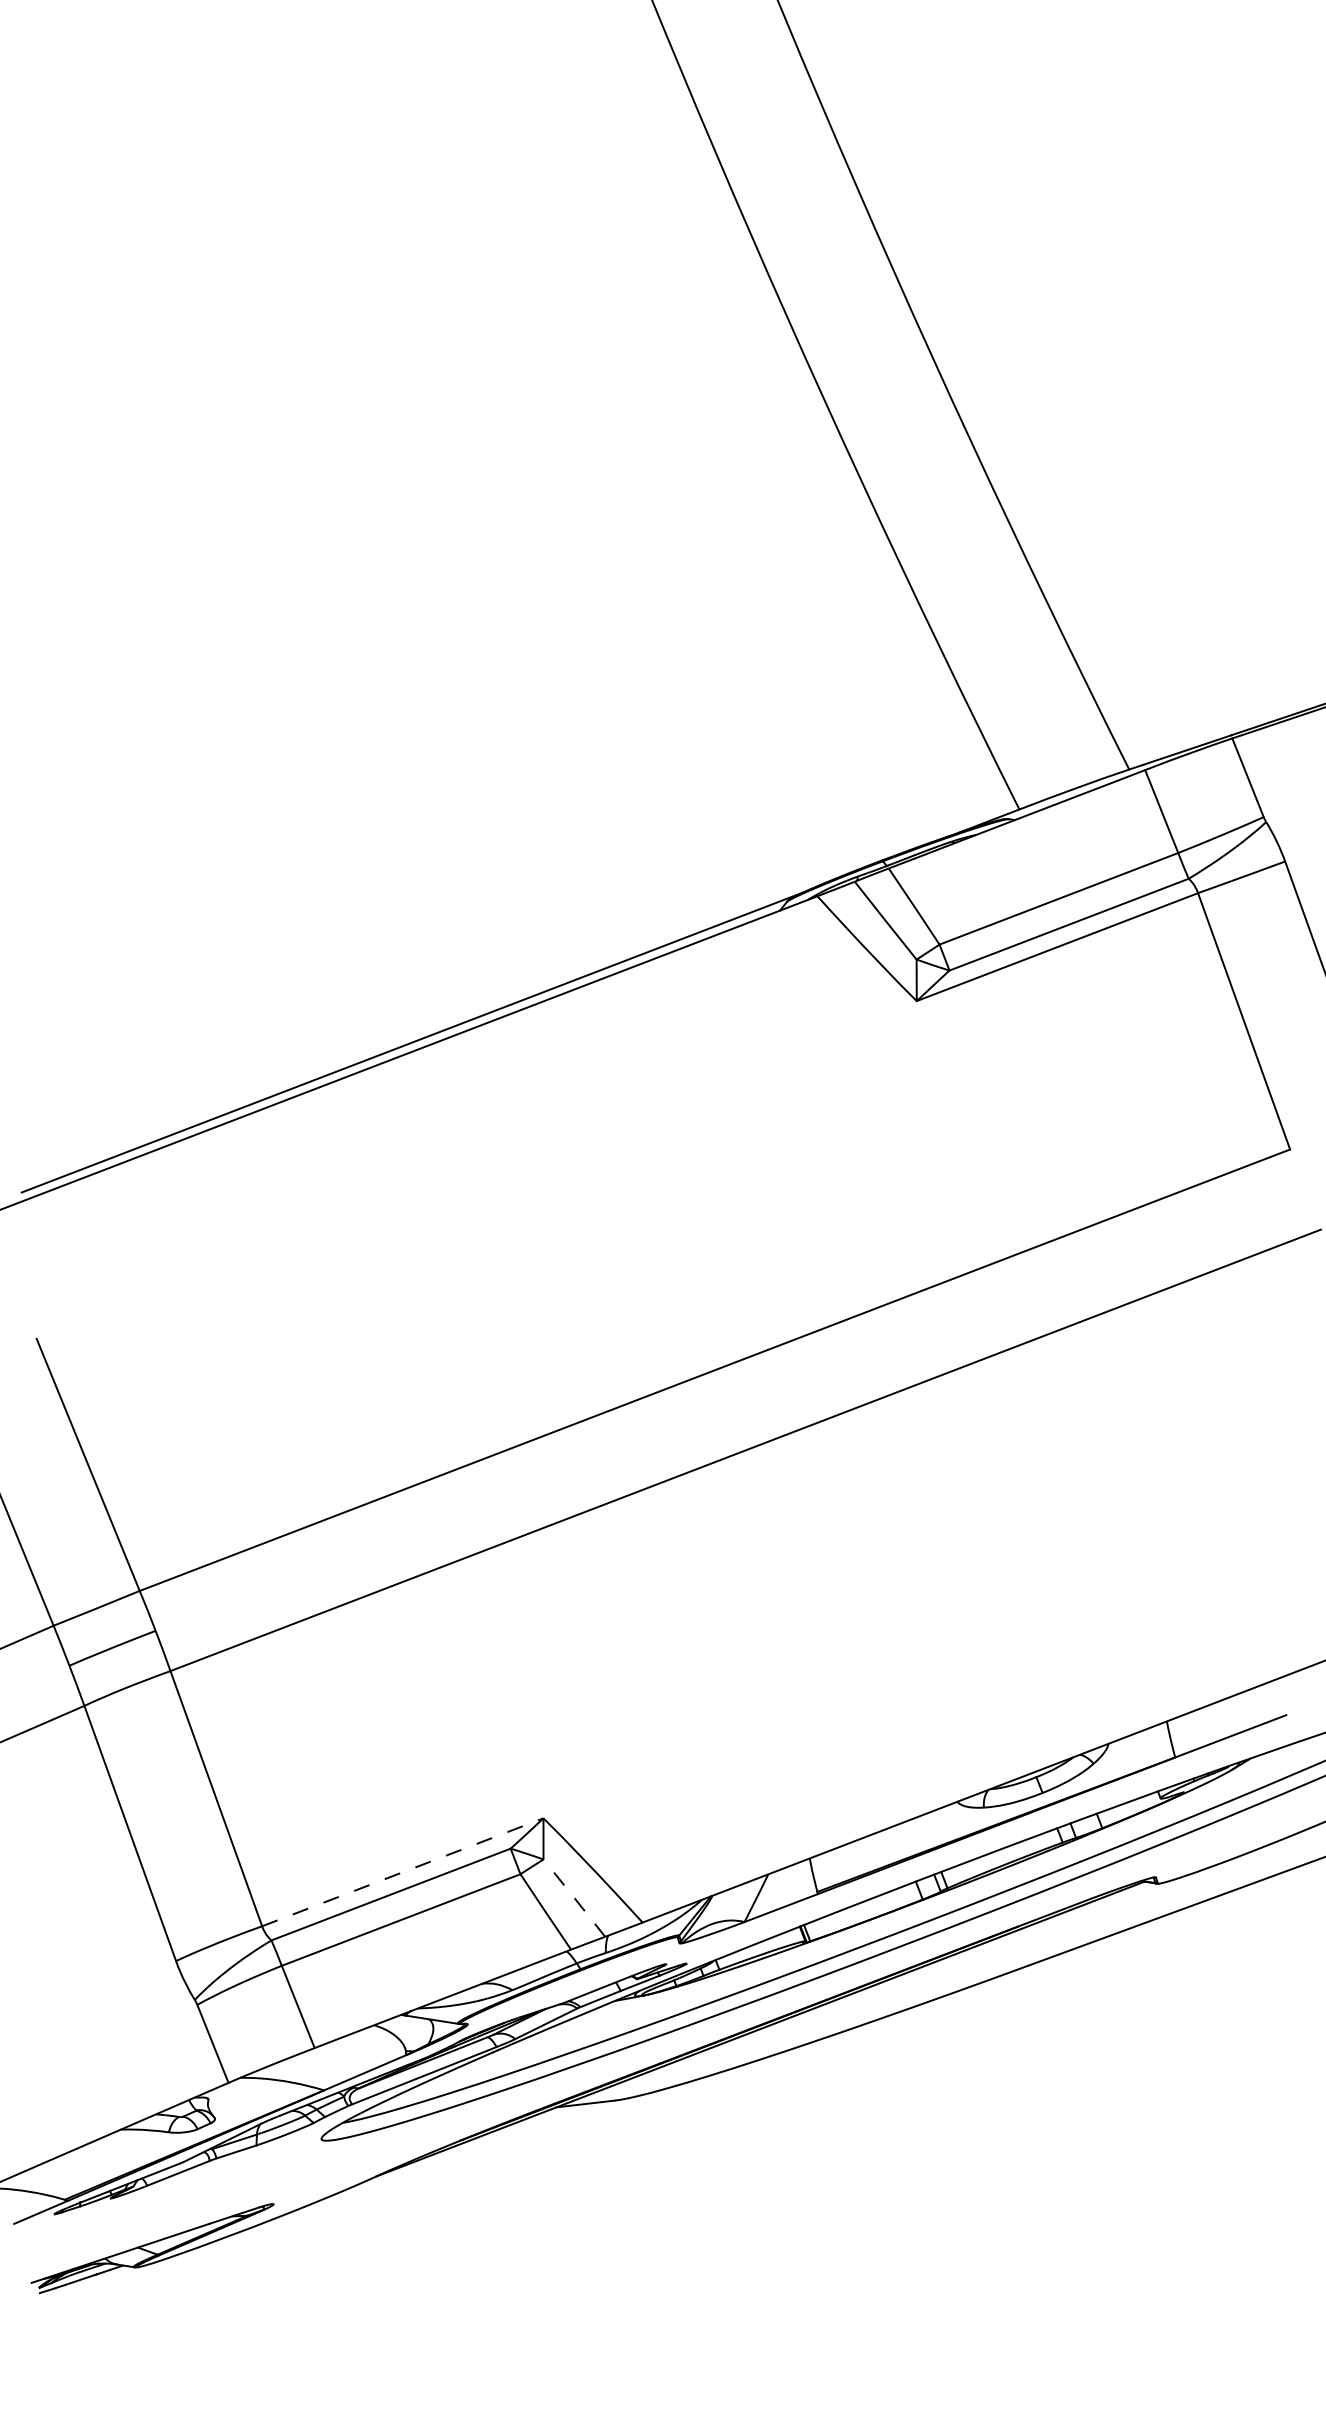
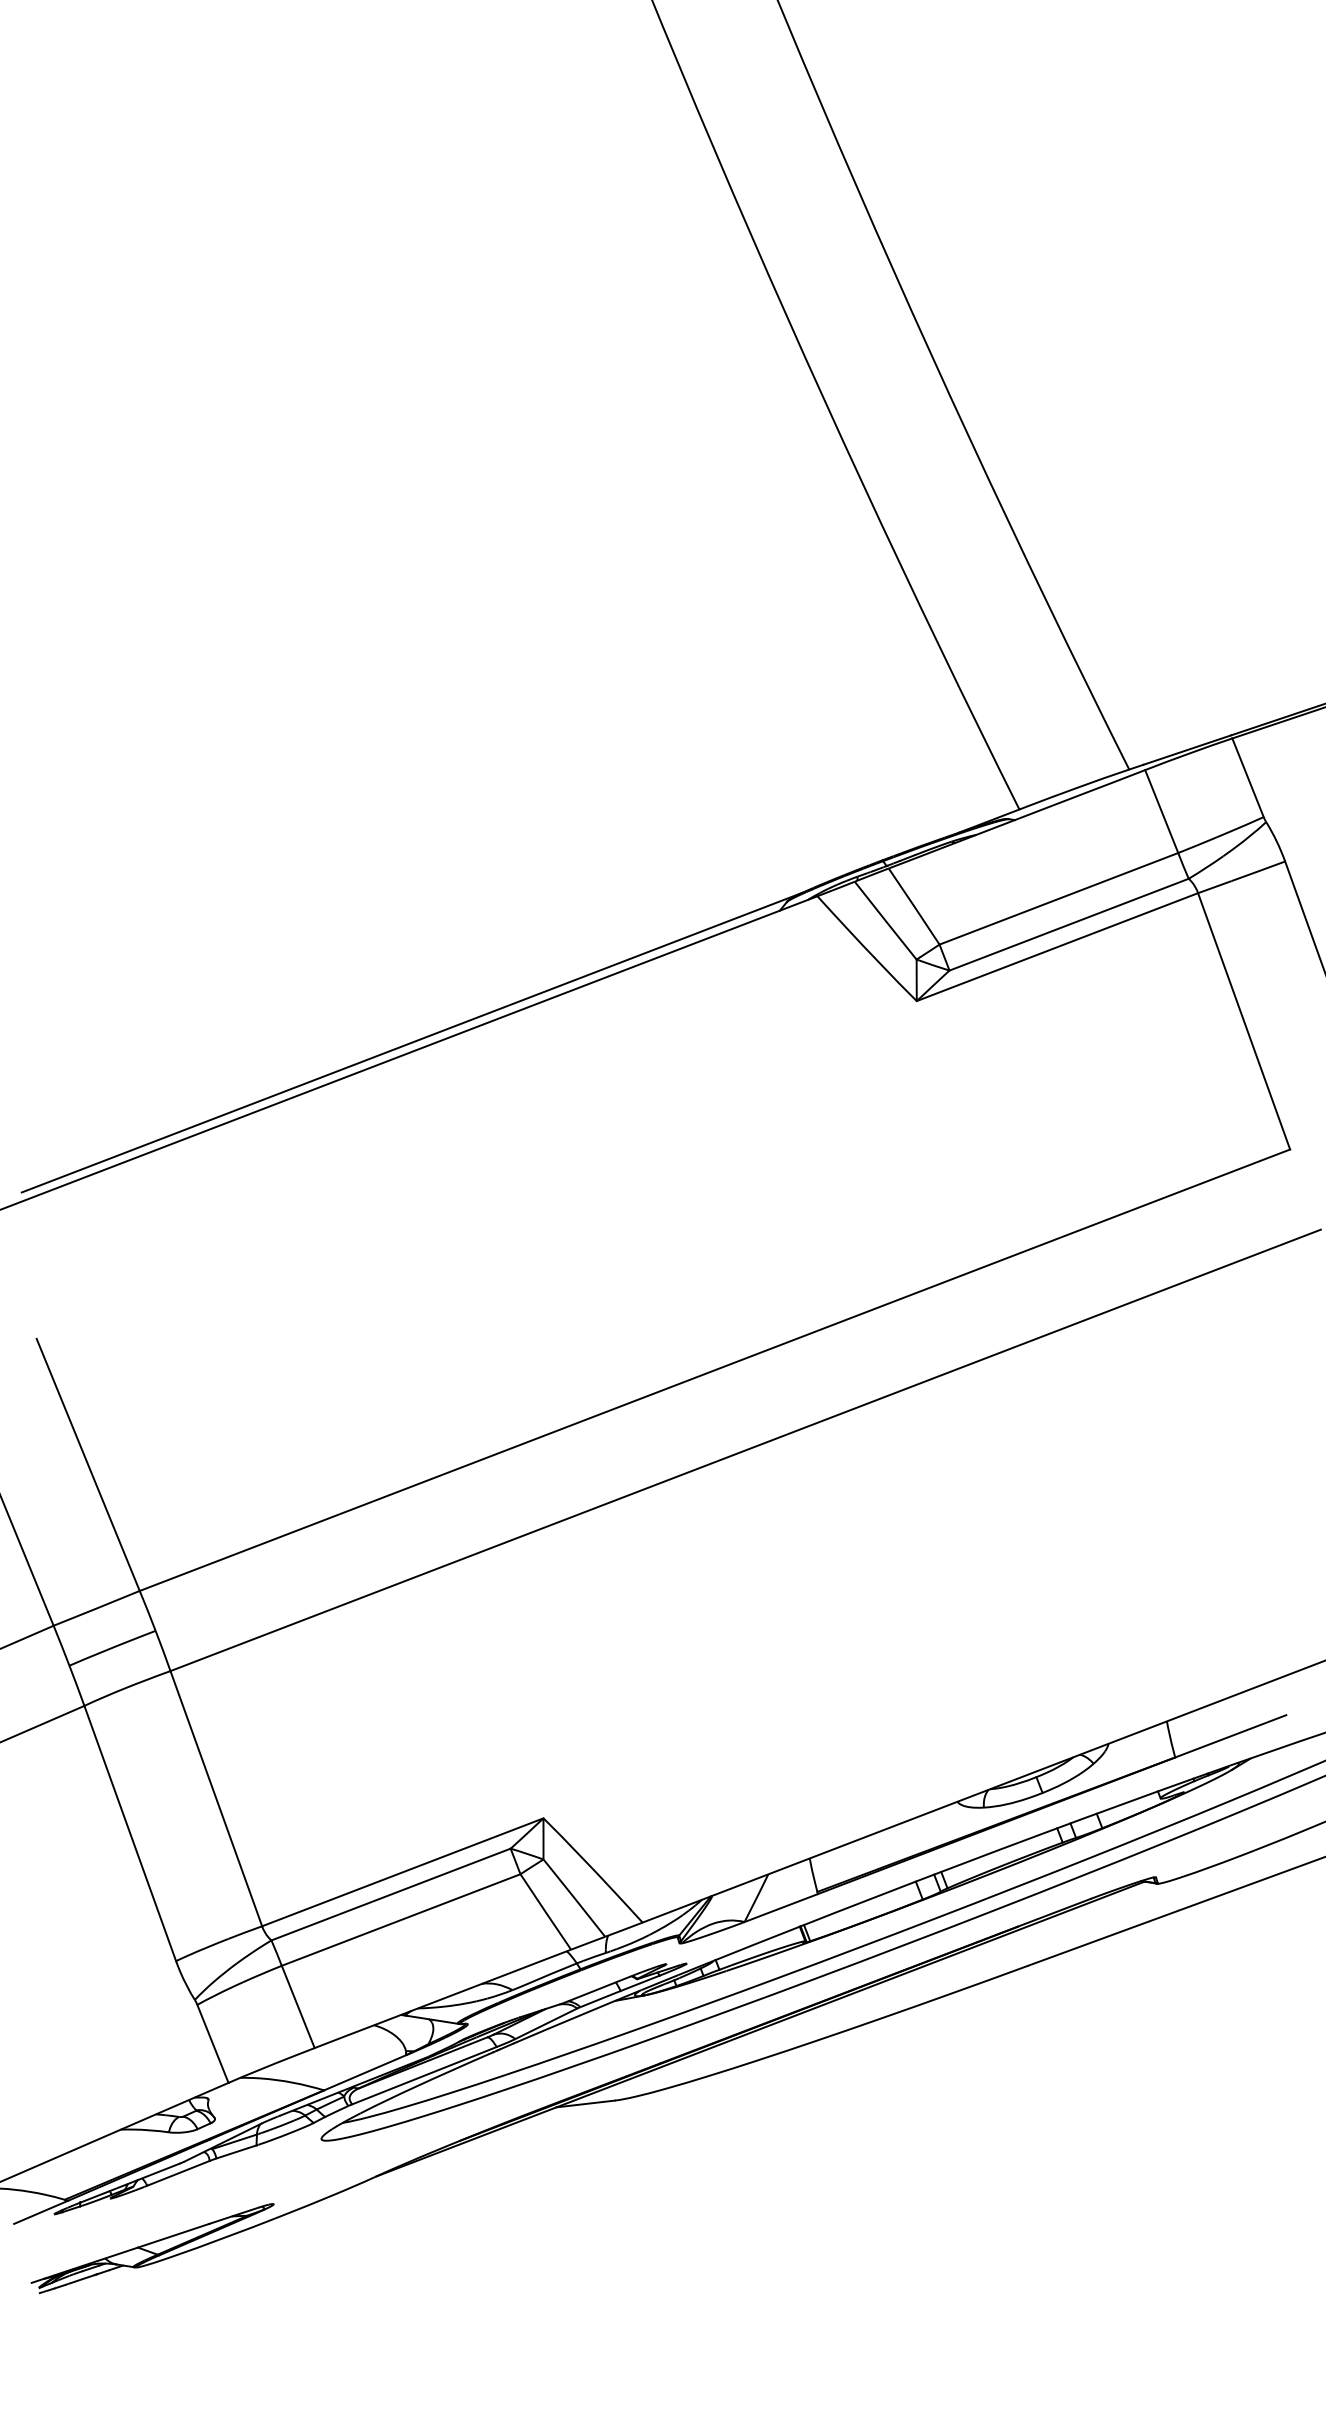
line: dashed -> solid (402, 1872)
arc: dashed -> solid (574, 1898)
